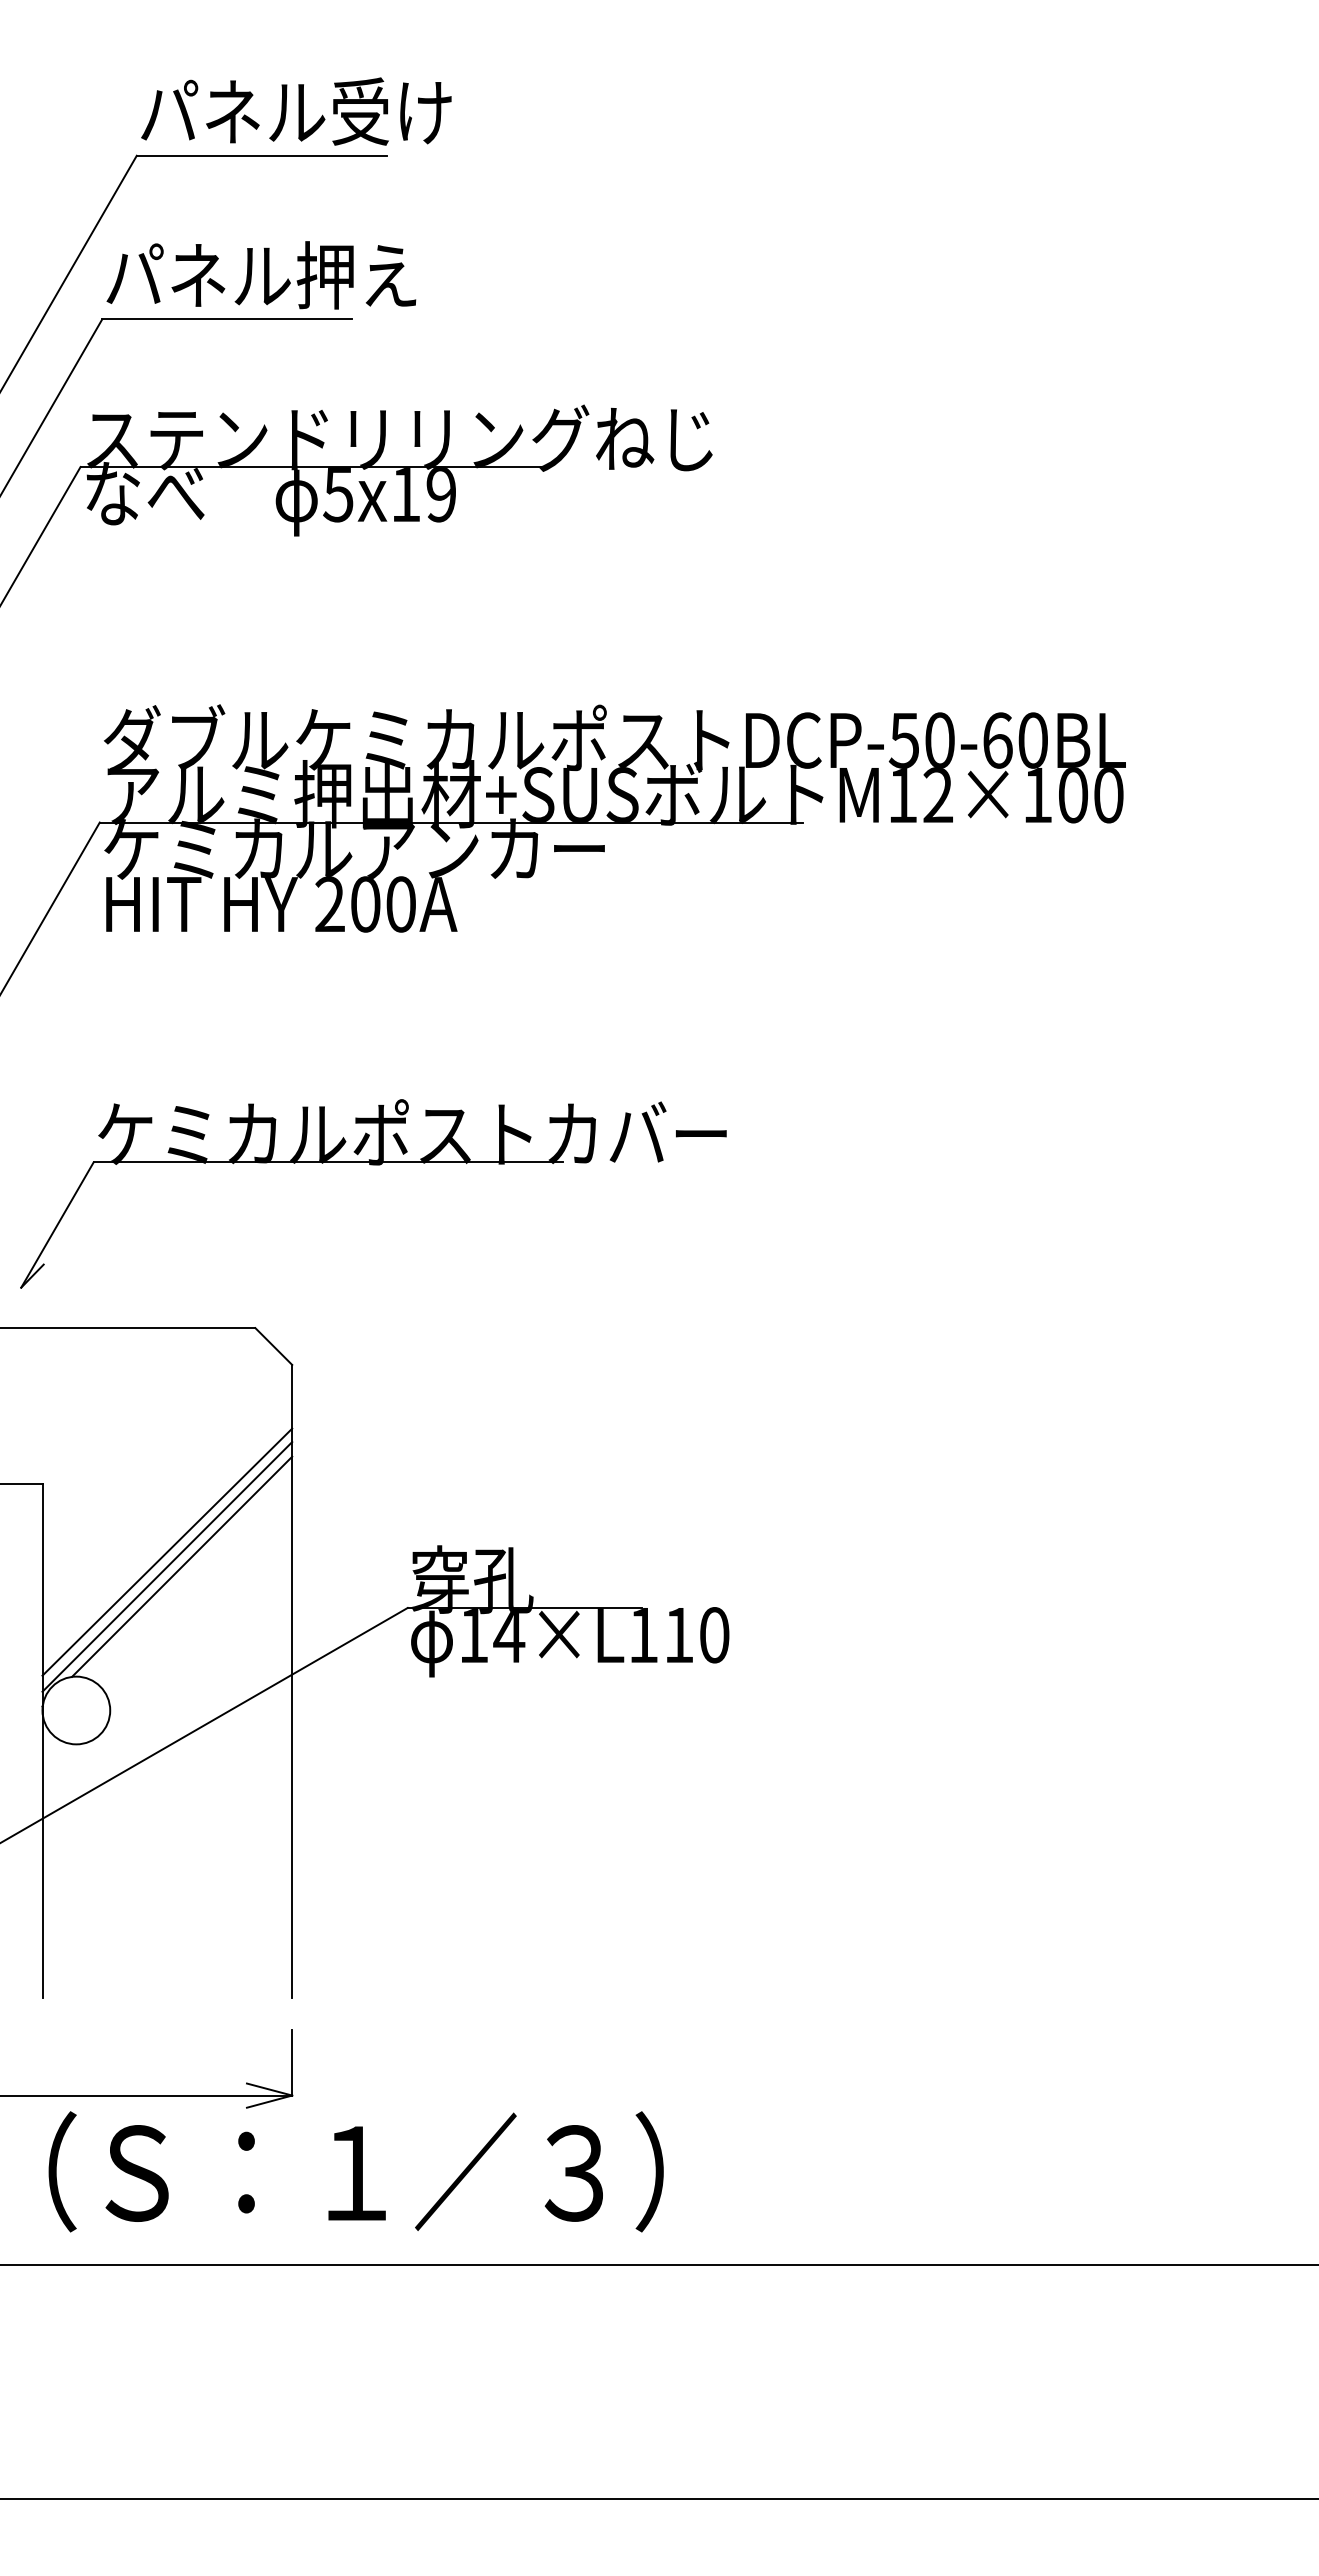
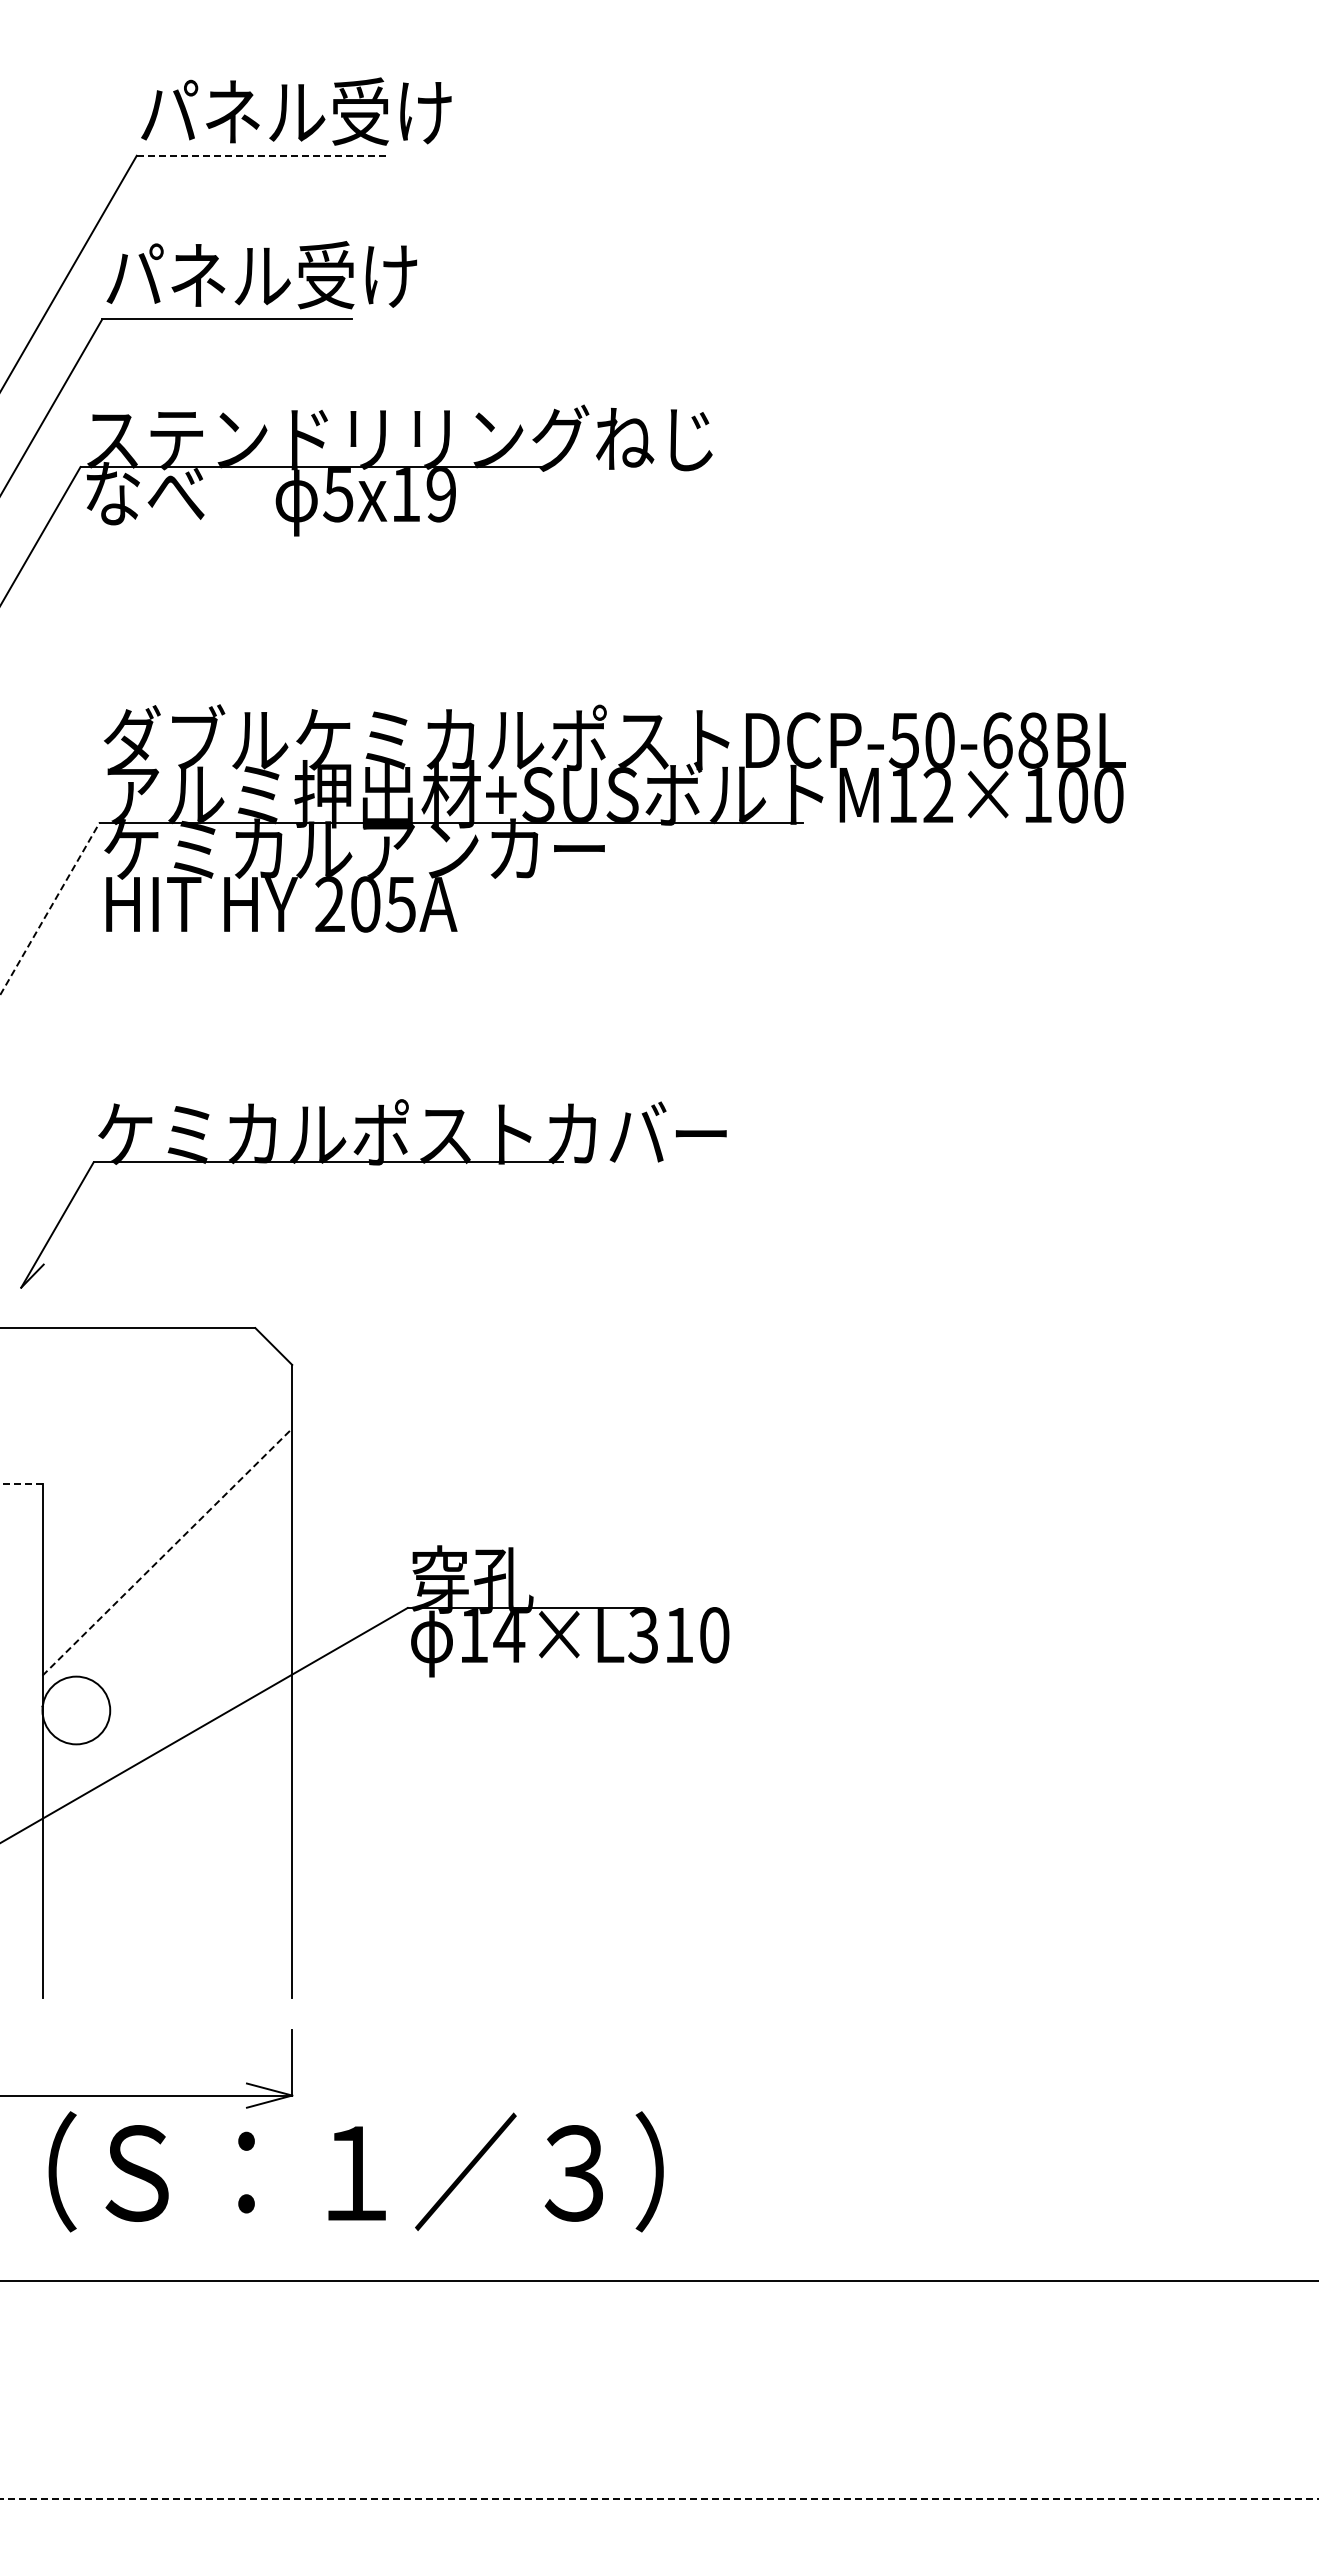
line: solid -> dashed (262, 155)
text: パネル押え -> パネル受け (356, 275)
text: DCP-50-60BL -> DCP-50-68BL (1033, 740)
text: 200A -> 205A (400, 904)
line: solid -> dashed (49, 908)
line: solid -> dashed (21, 1484)
line: solid -> dashed (167, 1552)
line: present -> none (167, 1566)
line: present -> none (182, 1566)
text: 14×L110 -> 14×L310 (642, 1635)
line position: (658, 2264) -> (658, 2280) (658, 2280)
line: solid -> dashed (659, 2498)
